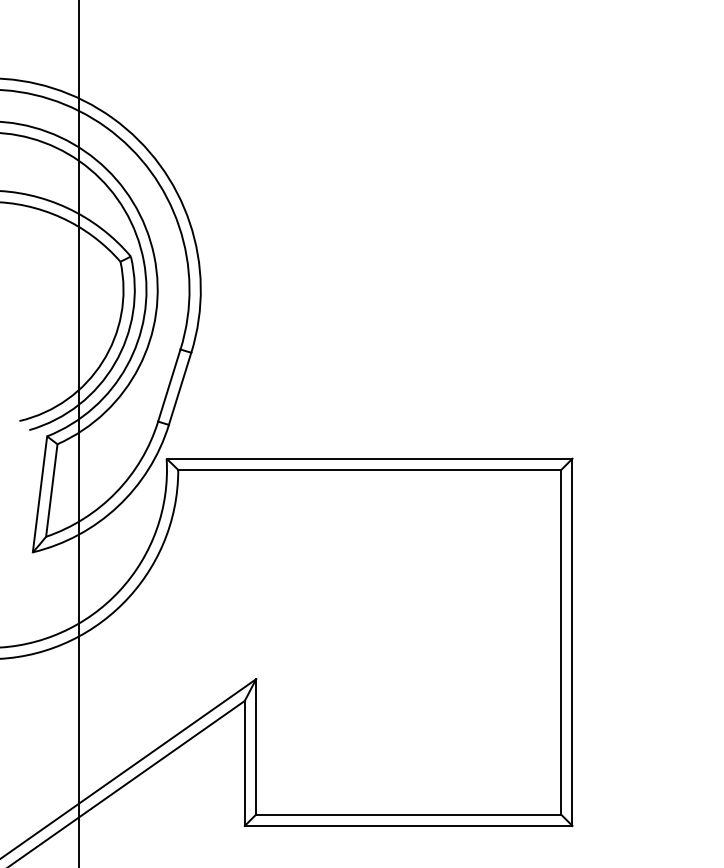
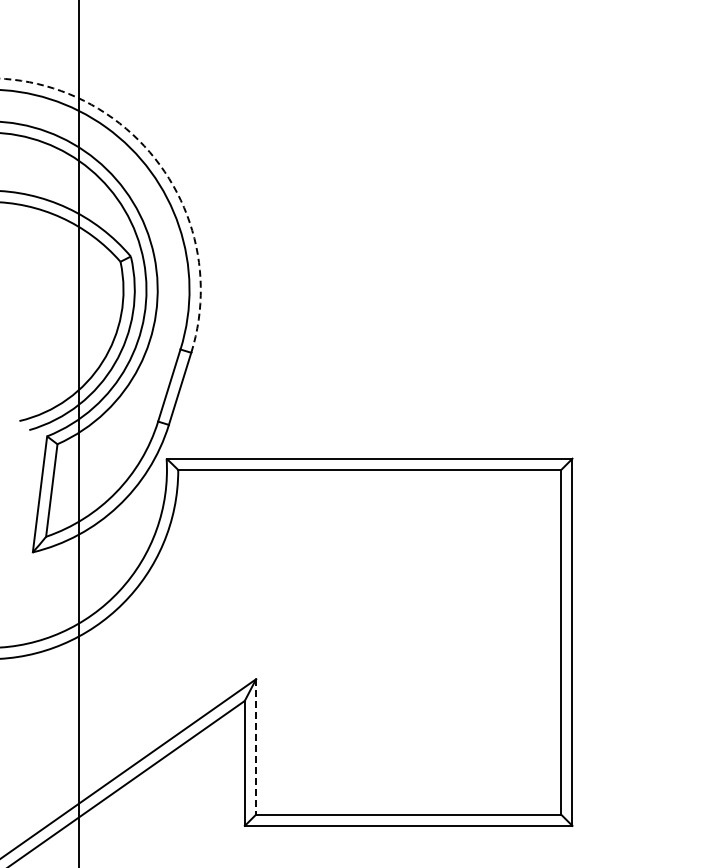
arc: solid -> dashed (163, 169)
line: solid -> dashed (256, 746)
